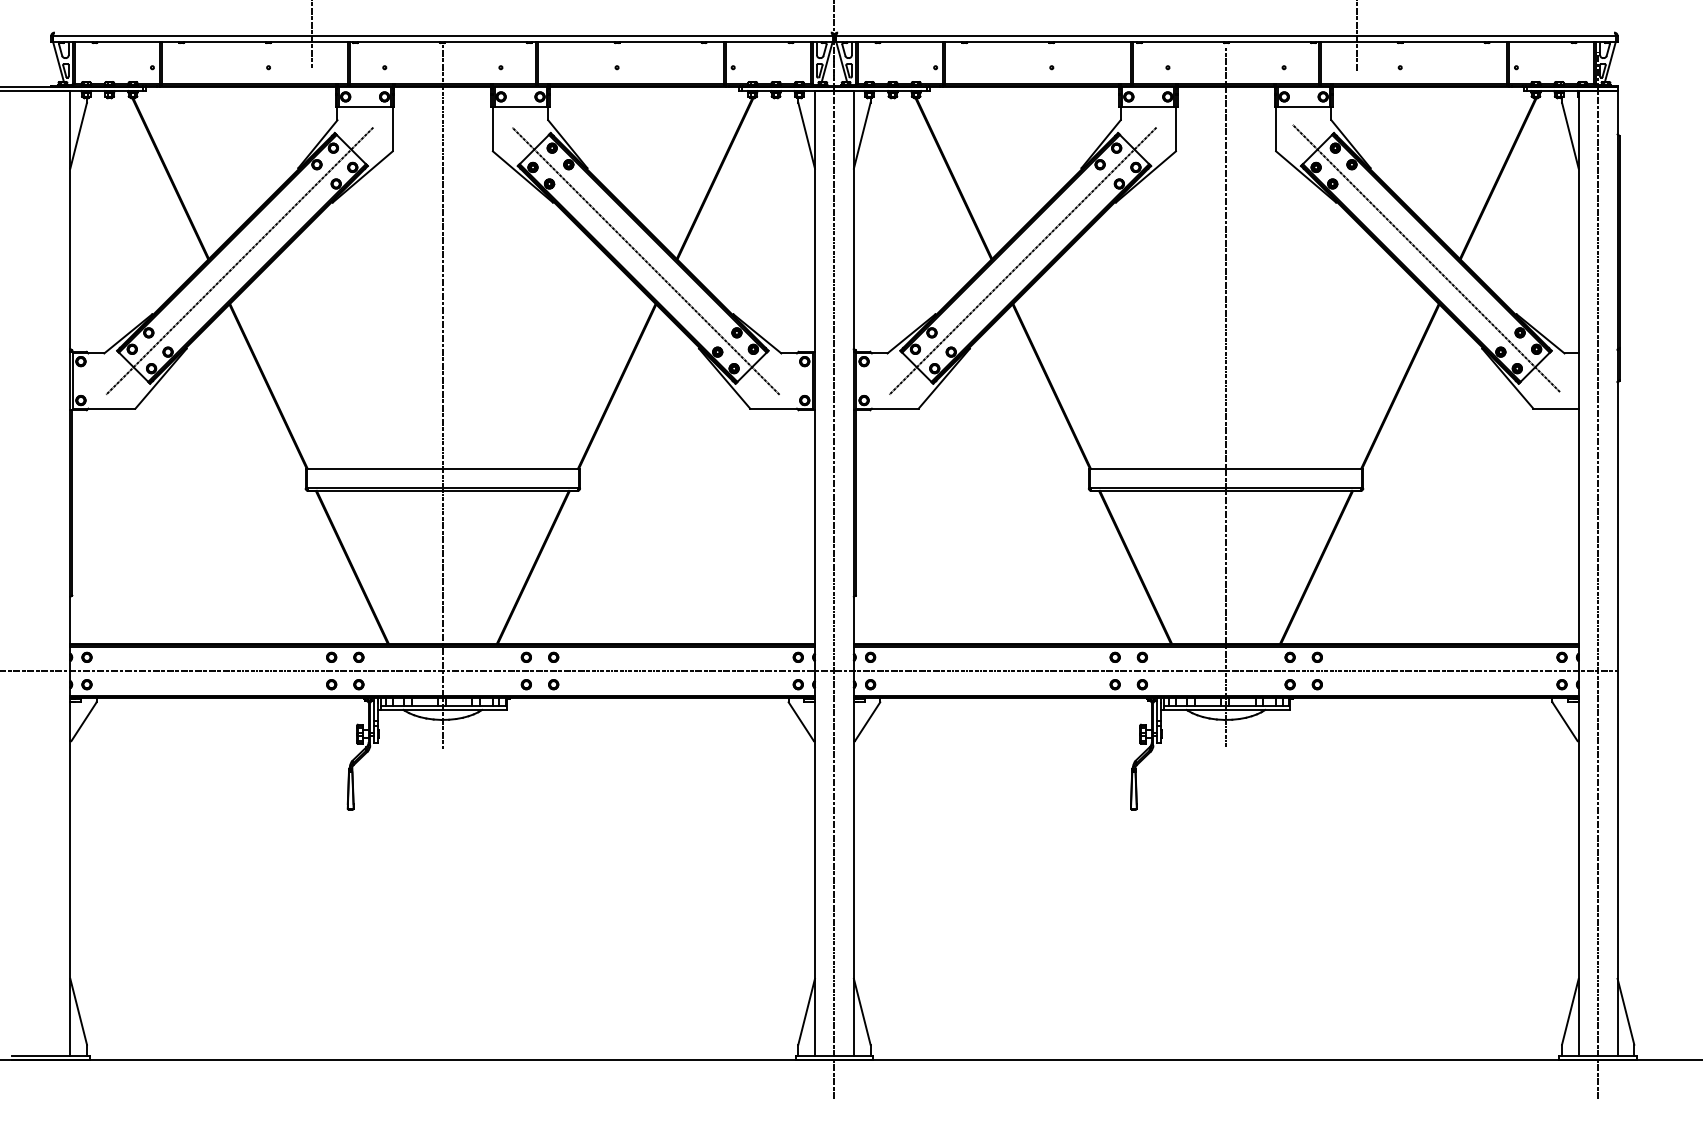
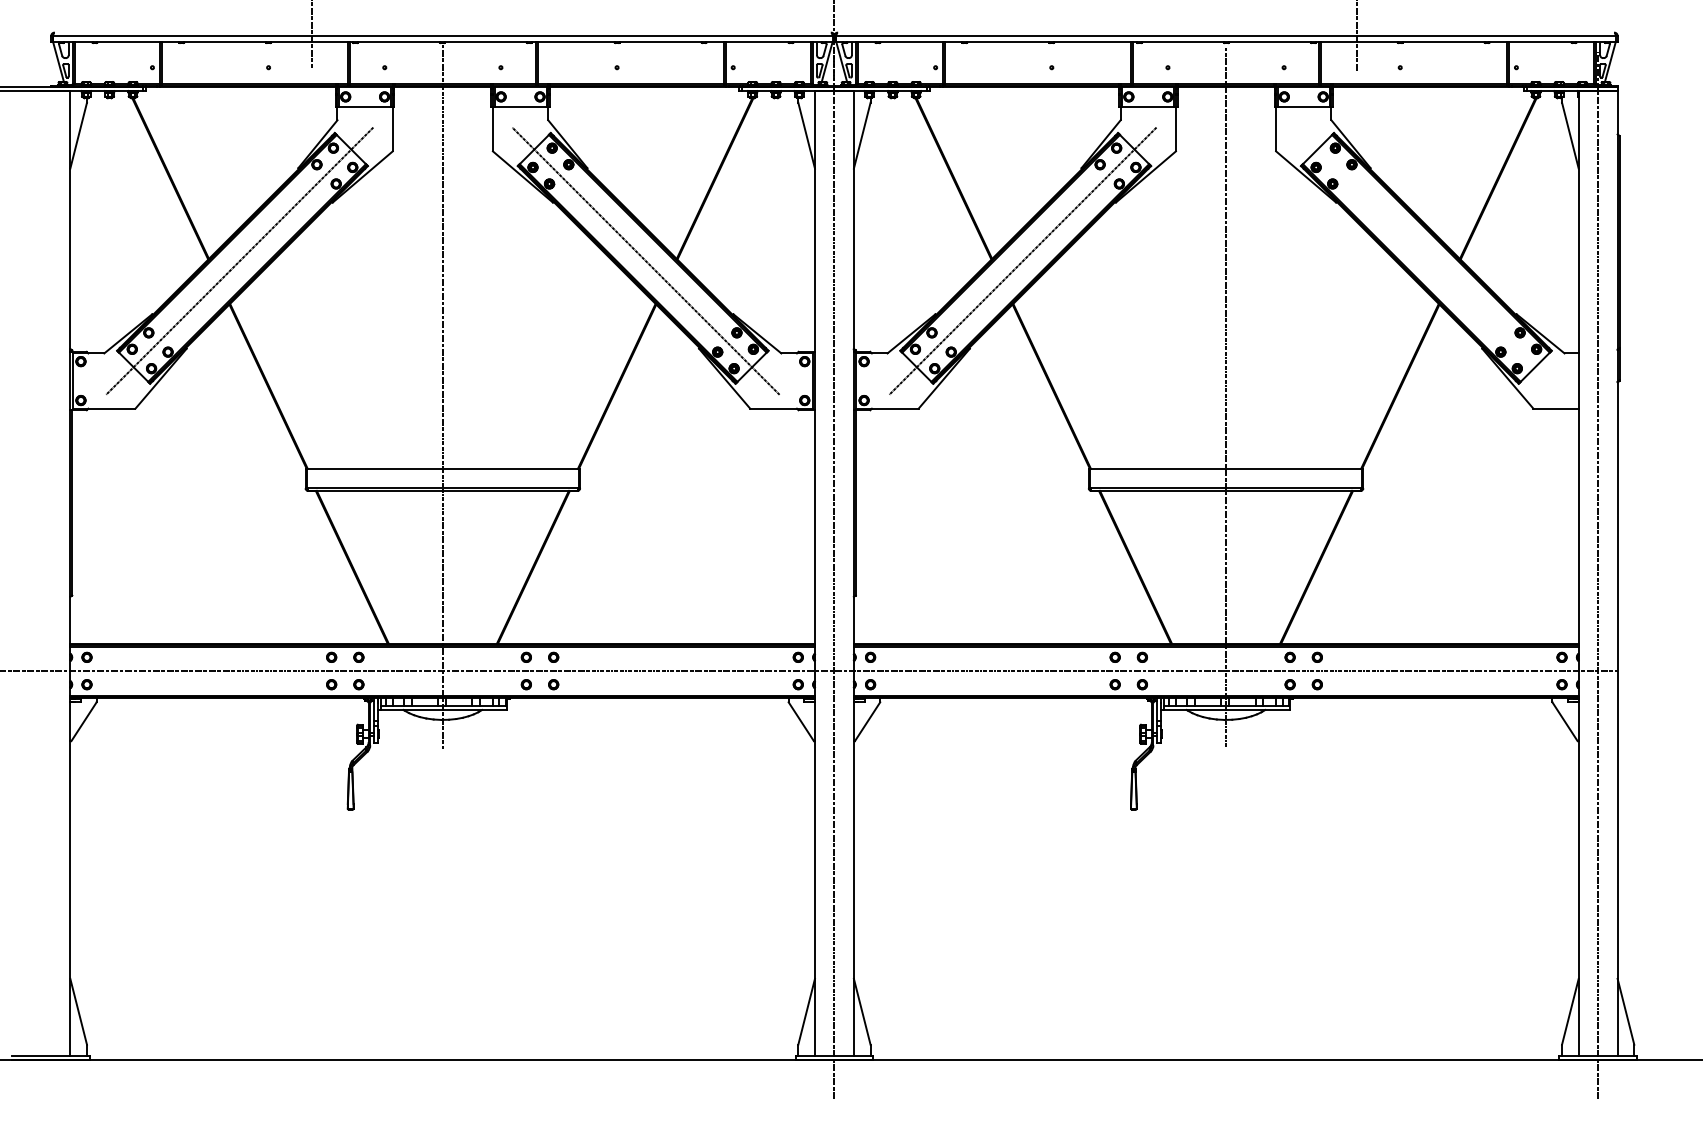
line: present -> none (1426, 258)
